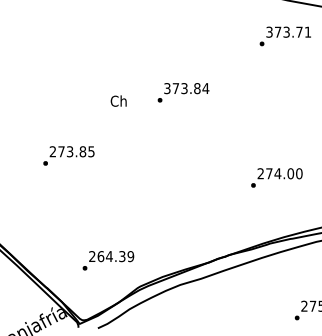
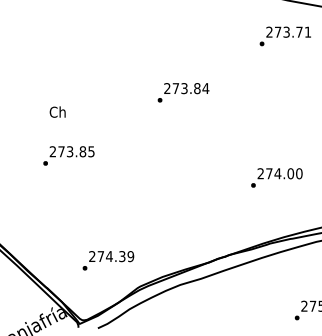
text: 373.71 -> 273.71 (269, 32)
text: 373.84 -> 273.84 (167, 88)
text position: (118, 100) -> (57, 111) (57, 111)
text: 264.39 -> 274.39 (100, 256)
